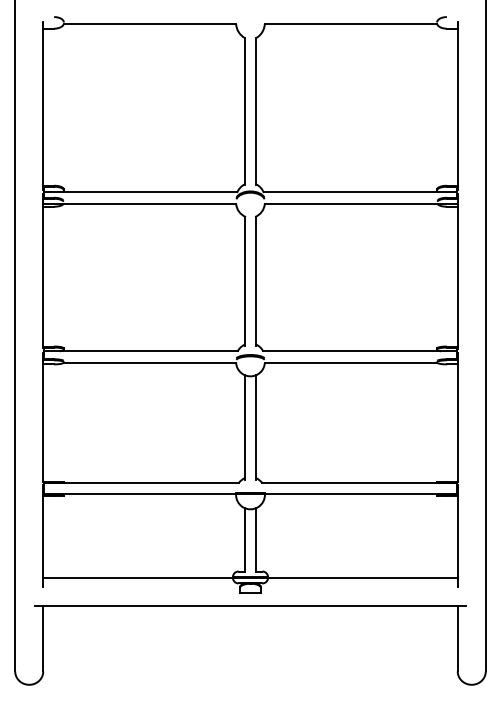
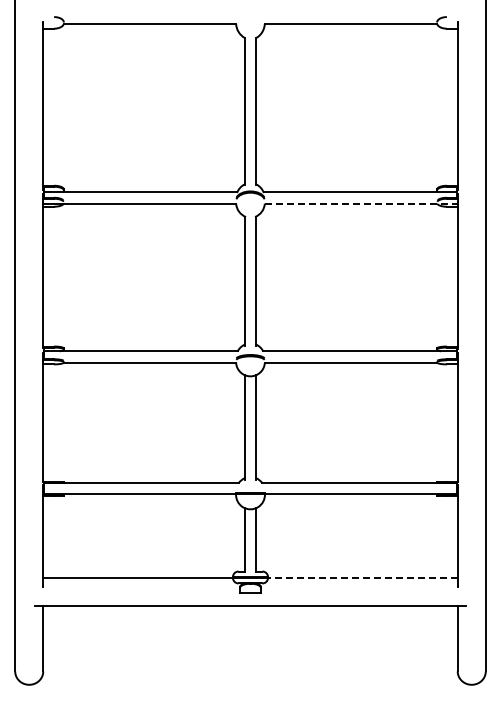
line: solid -> dashed (361, 203)
line: solid -> dashed (362, 577)
